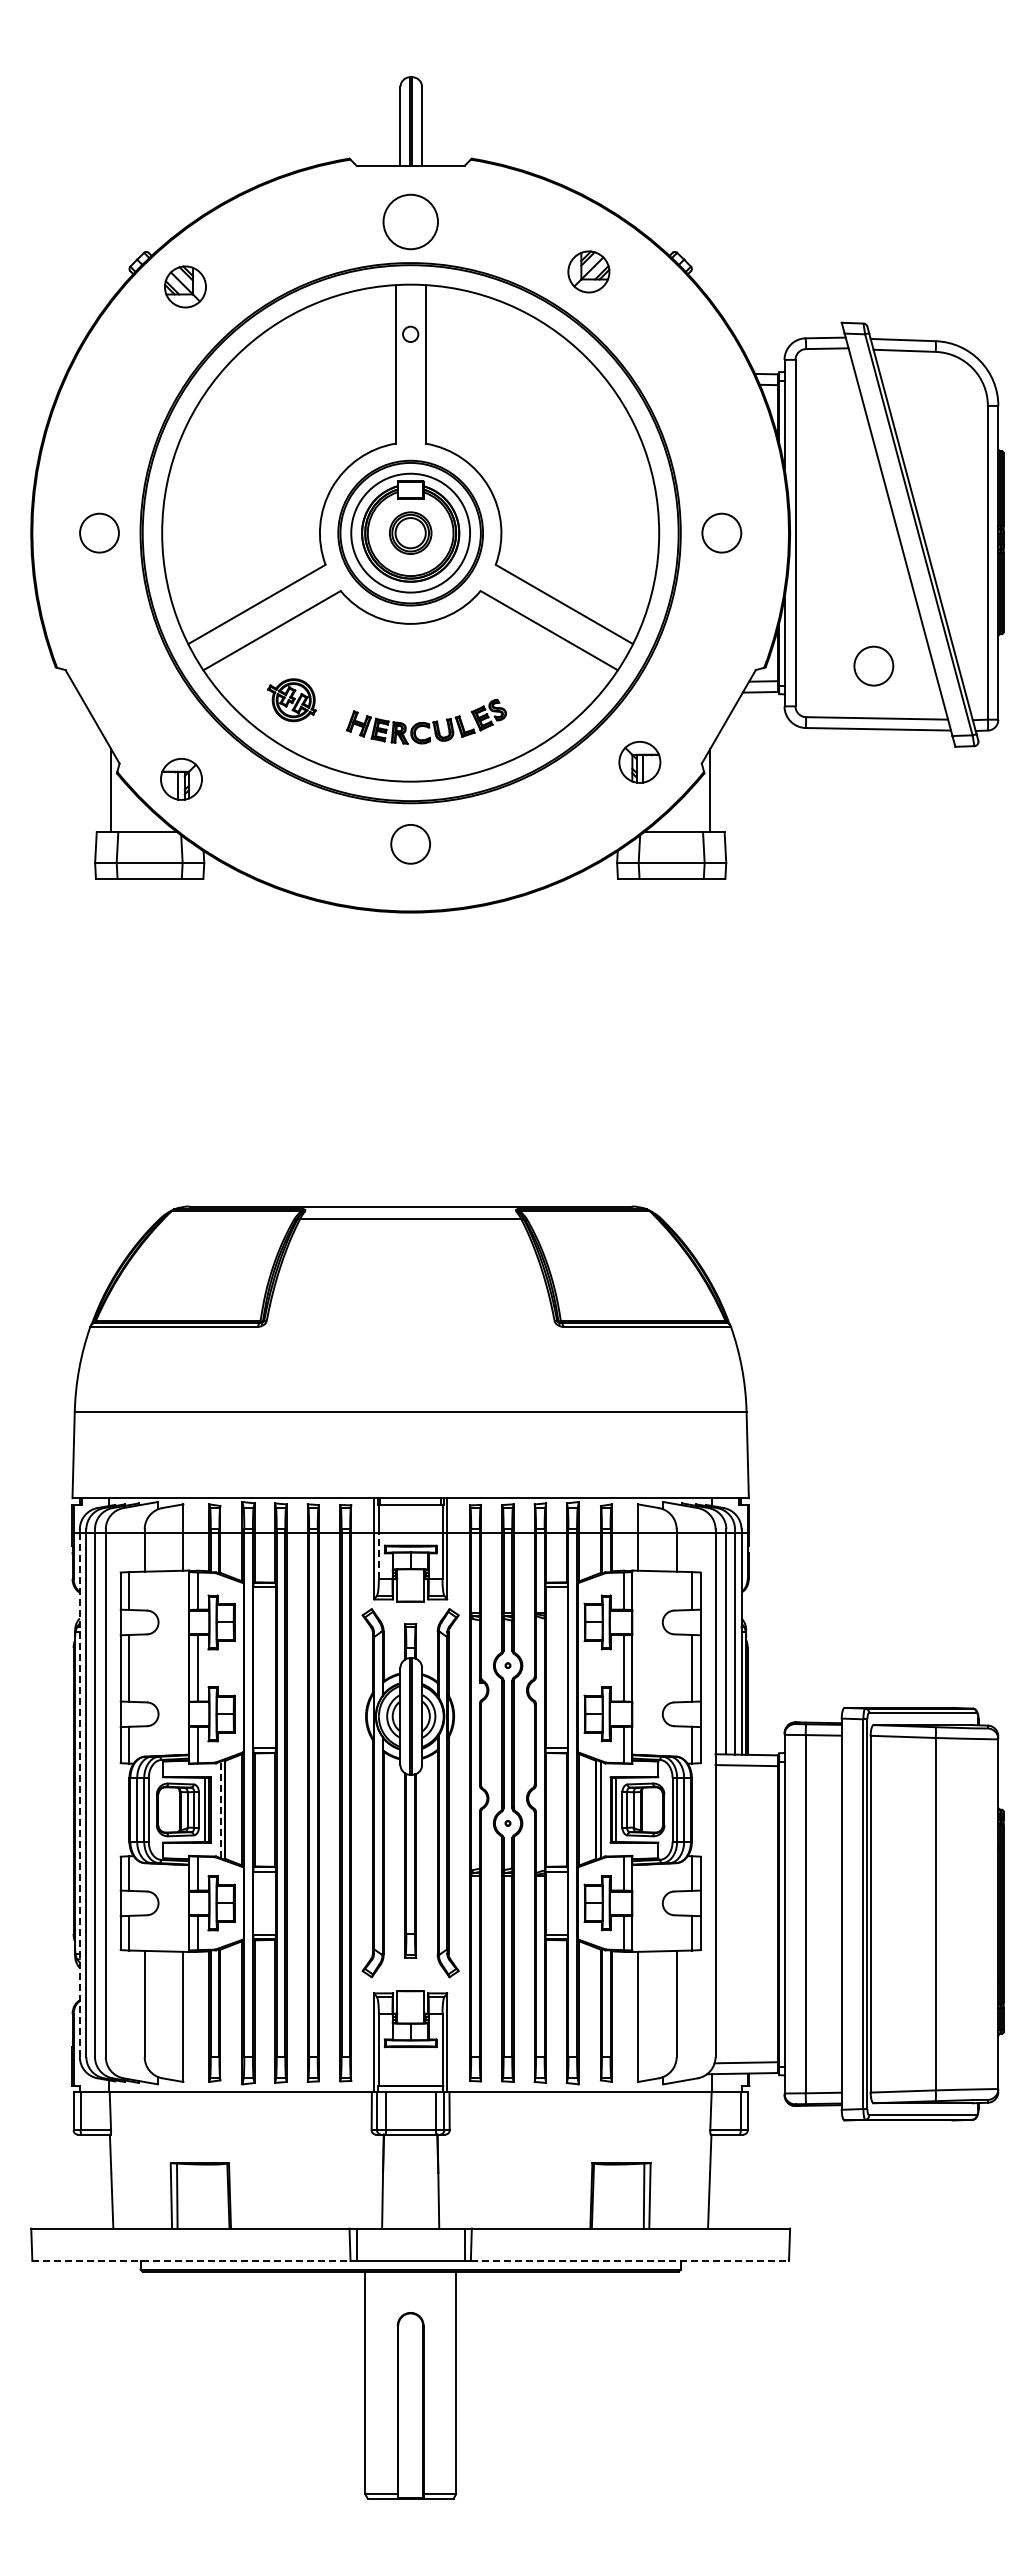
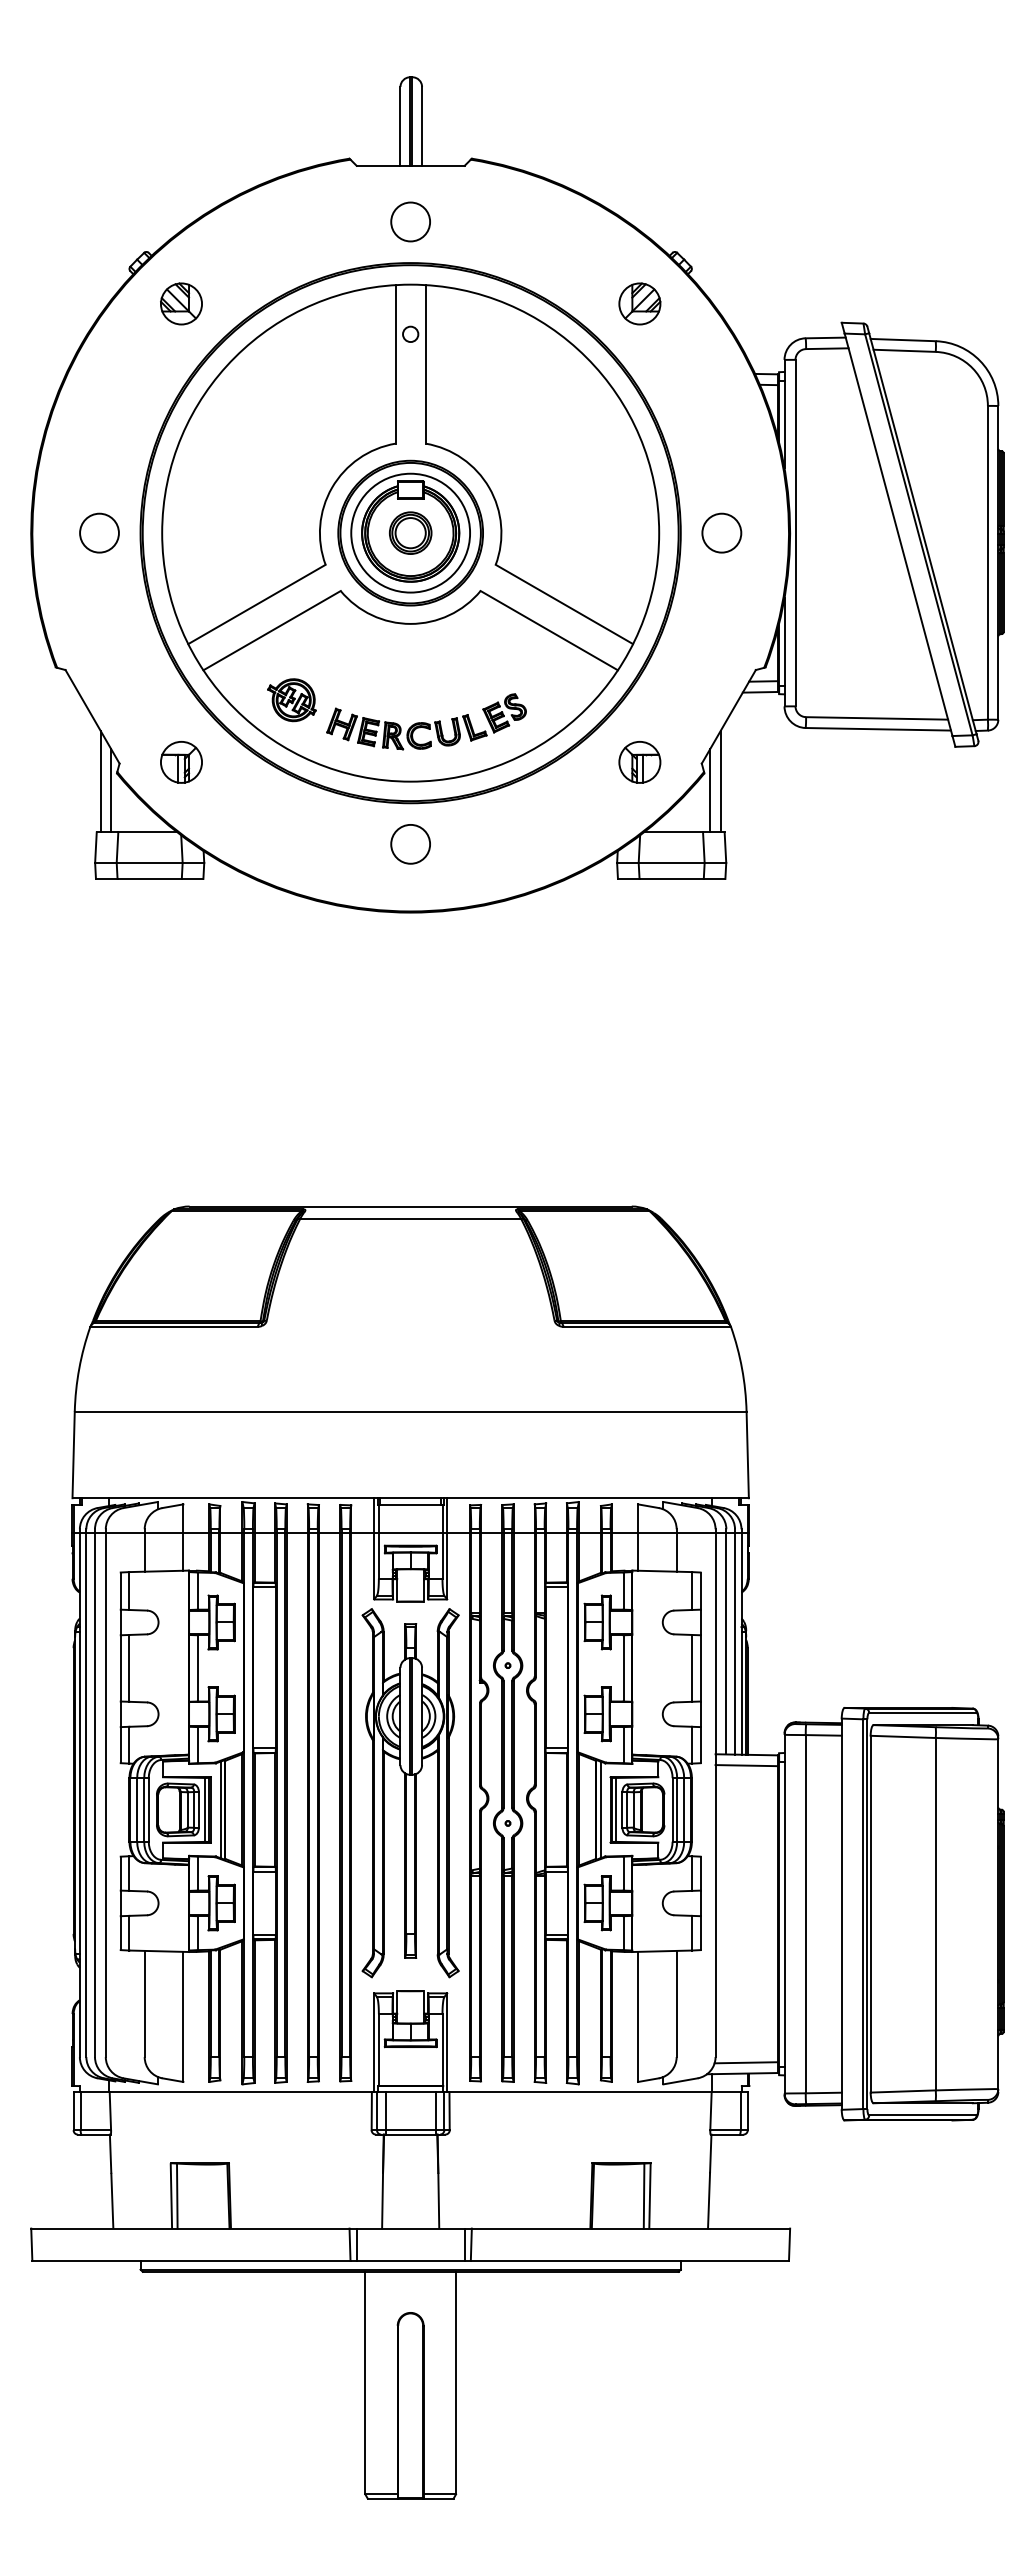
circle size: 57x58 px -> 41x42 px (410, 221)
part position: (588, 271) -> (639, 303) (639, 303)
part position: (185, 286) -> (181, 303) (181, 303)
circle: present -> none (873, 665)
part size: 161x47 px -> 201x58 px (426, 721)
part position: (181, 779) -> (181, 762) (181, 762)
line: none -> present (100, 781)
line: none -> present (720, 781)
line: dashed -> solid (378, 1555)
line: dashed -> solid (79, 1795)
line: dashed -> solid (220, 1809)
line: dashed -> solid (191, 2261)
line: dashed -> solid (630, 2261)
